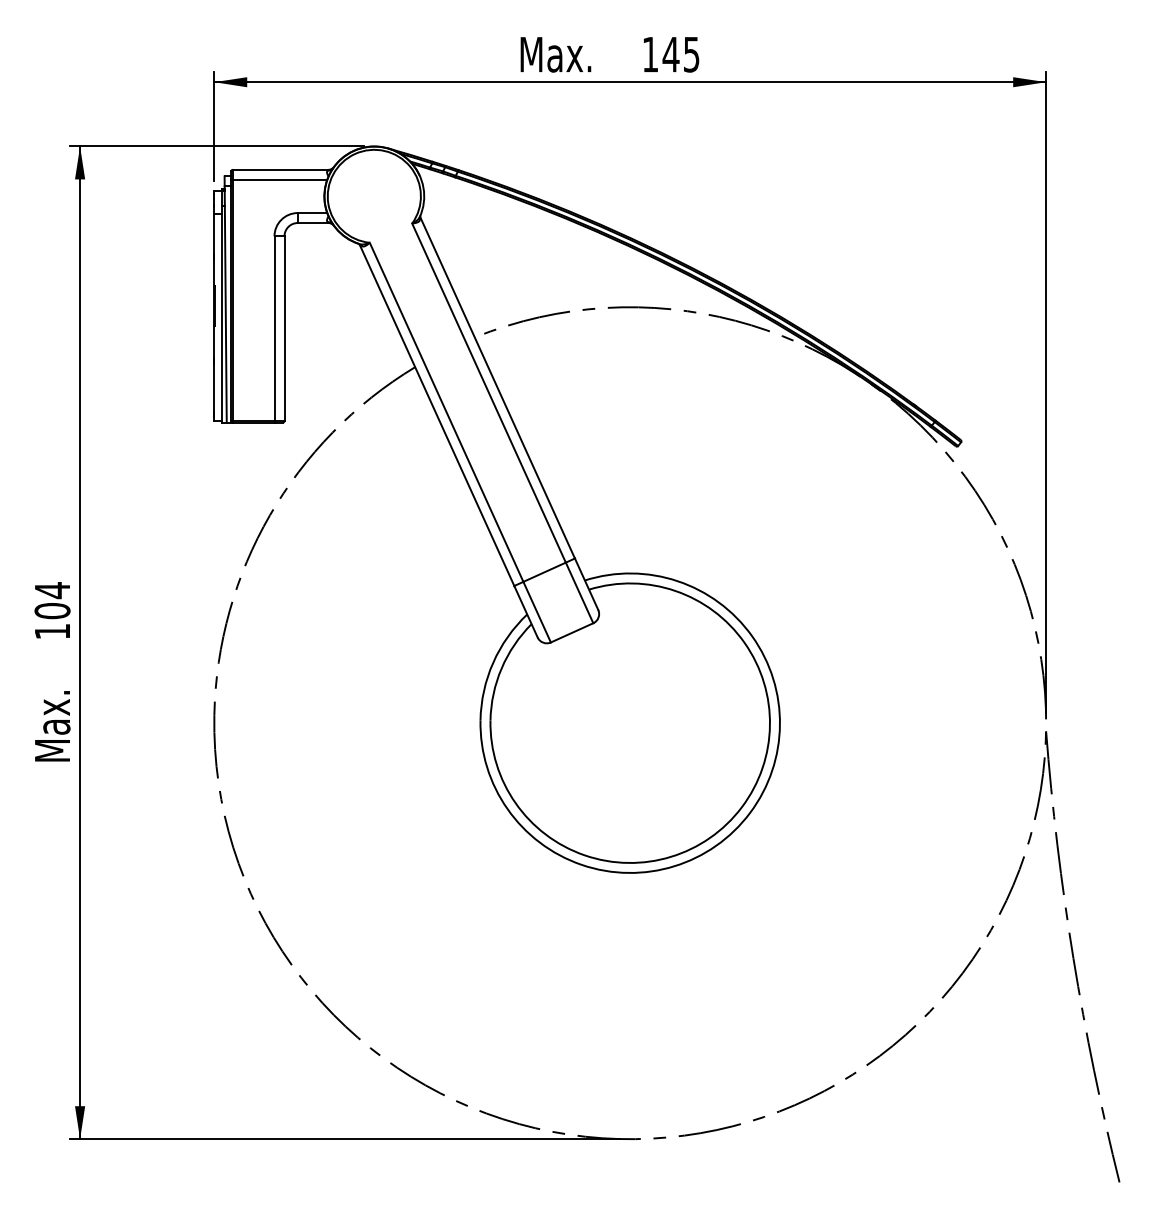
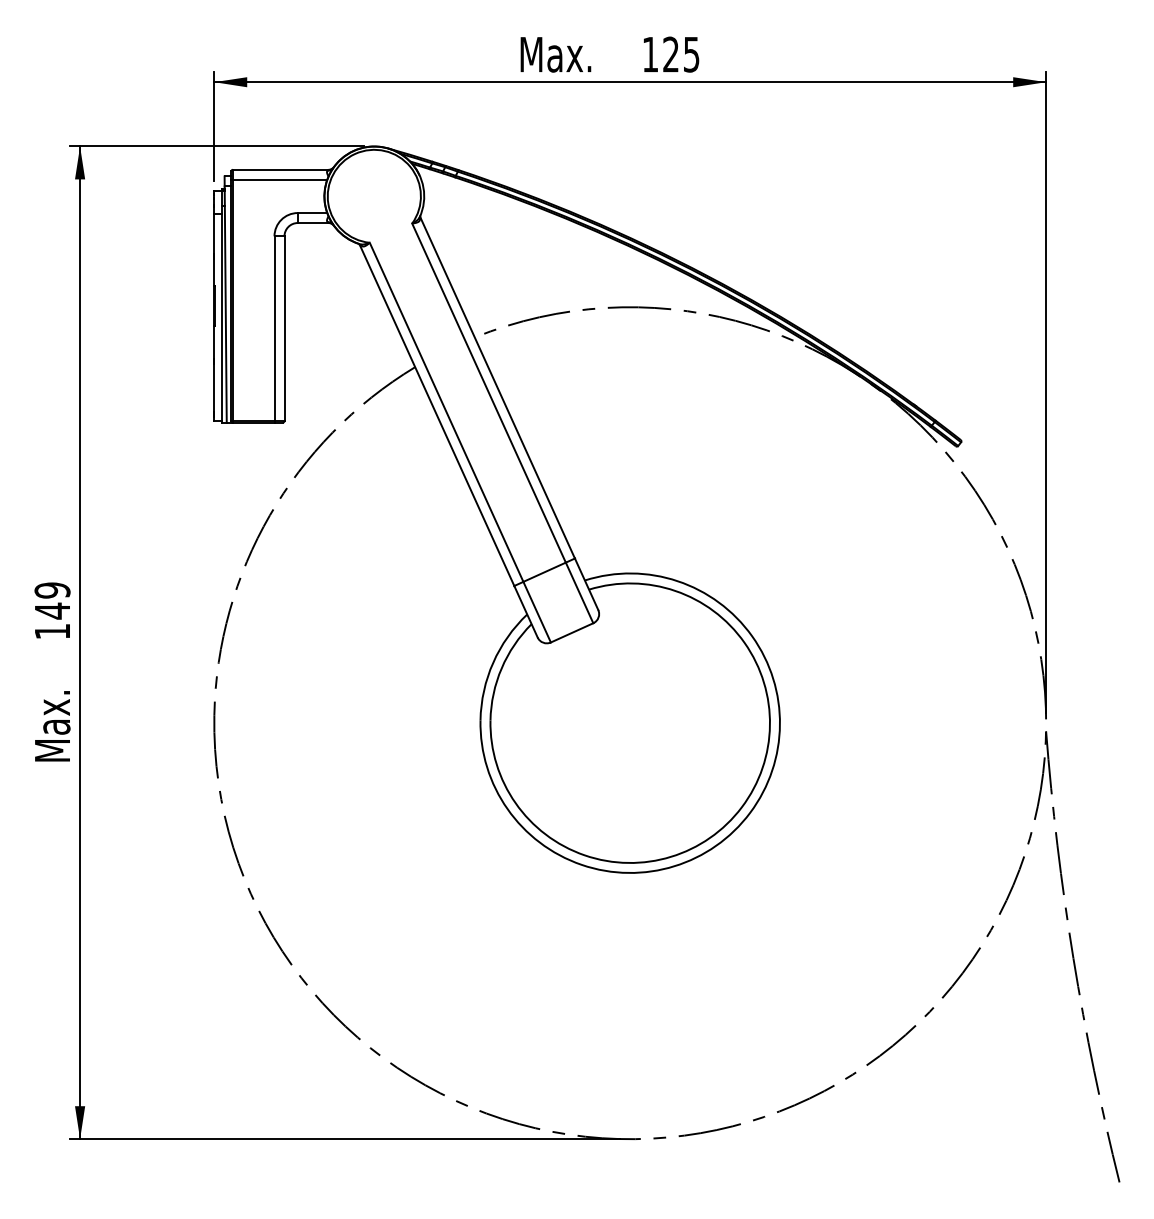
text: 145 -> 125 (670, 54)
text: 104 -> 149 (52, 600)
